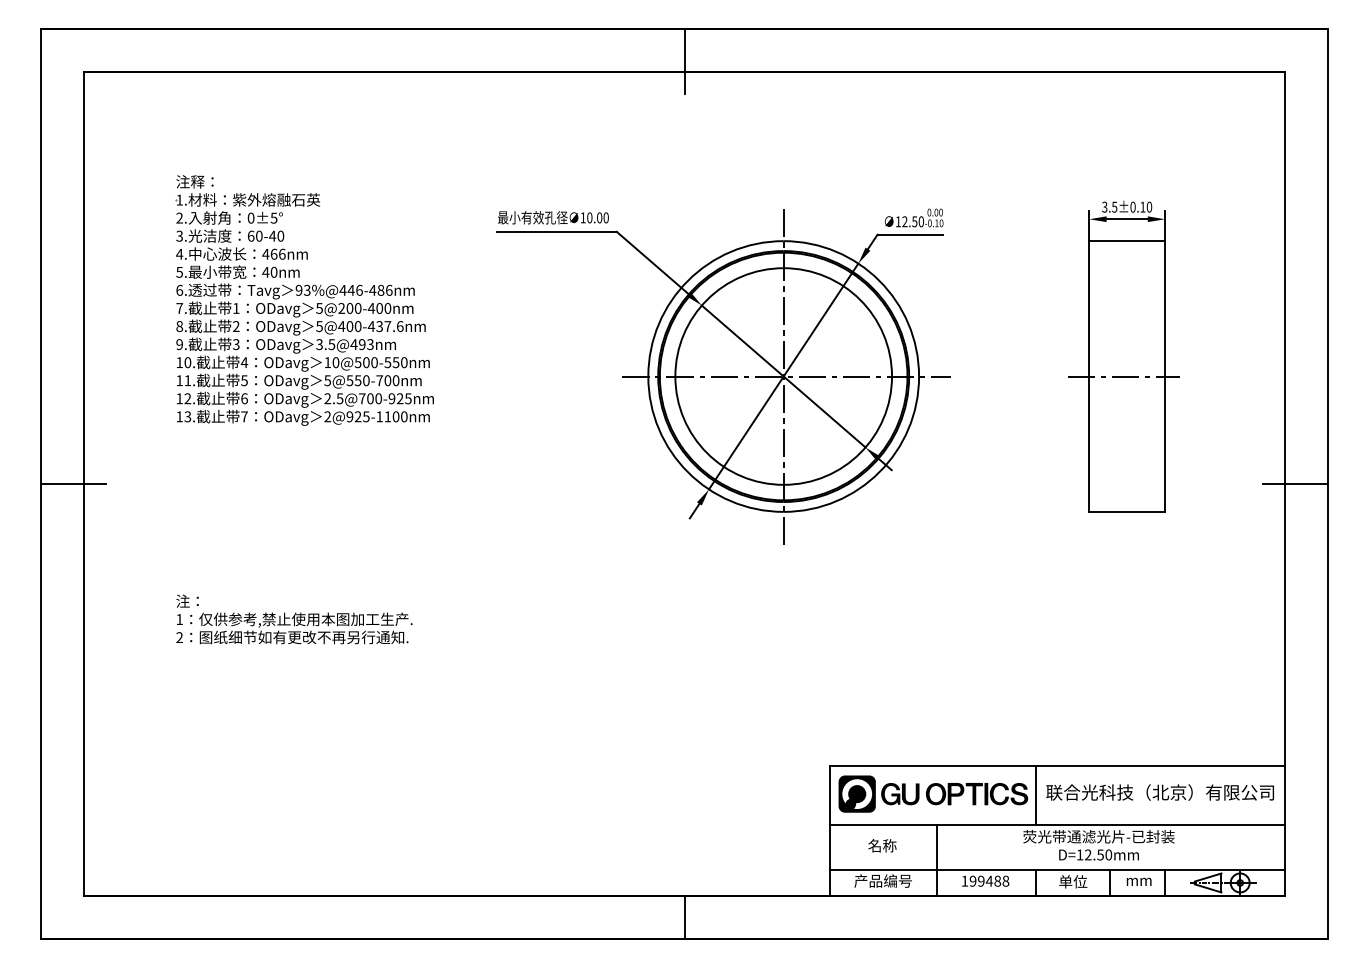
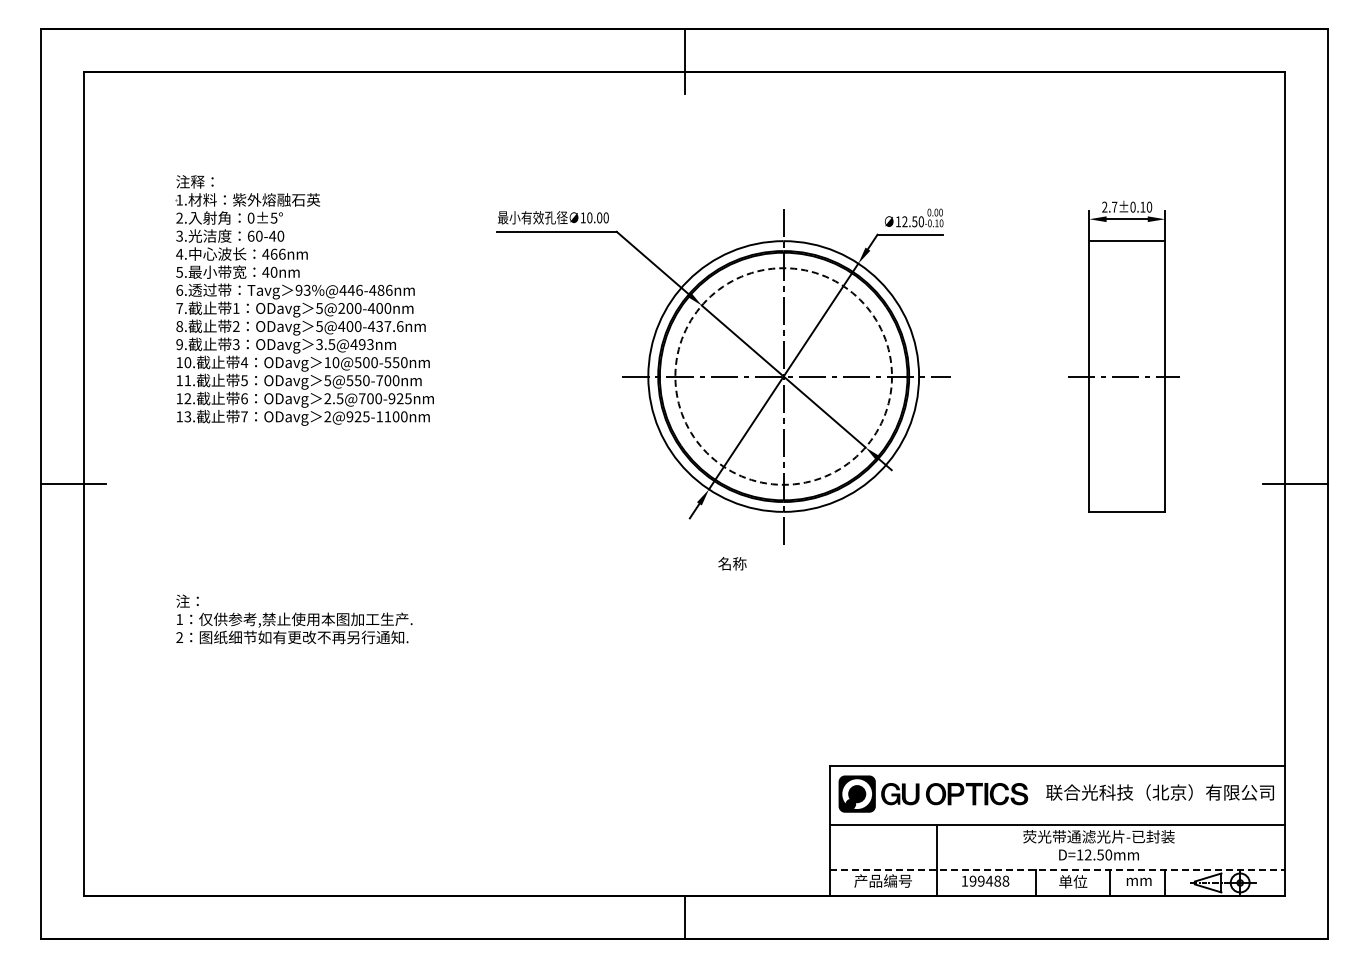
text: 3.5±0.10 -> 2.7±0.10 (1109, 206)
circle: solid -> dashed (783, 376)
line: present -> none (1036, 794)
text position: (882, 845) -> (732, 563) (732, 563)
line: solid -> dashed (1057, 870)
